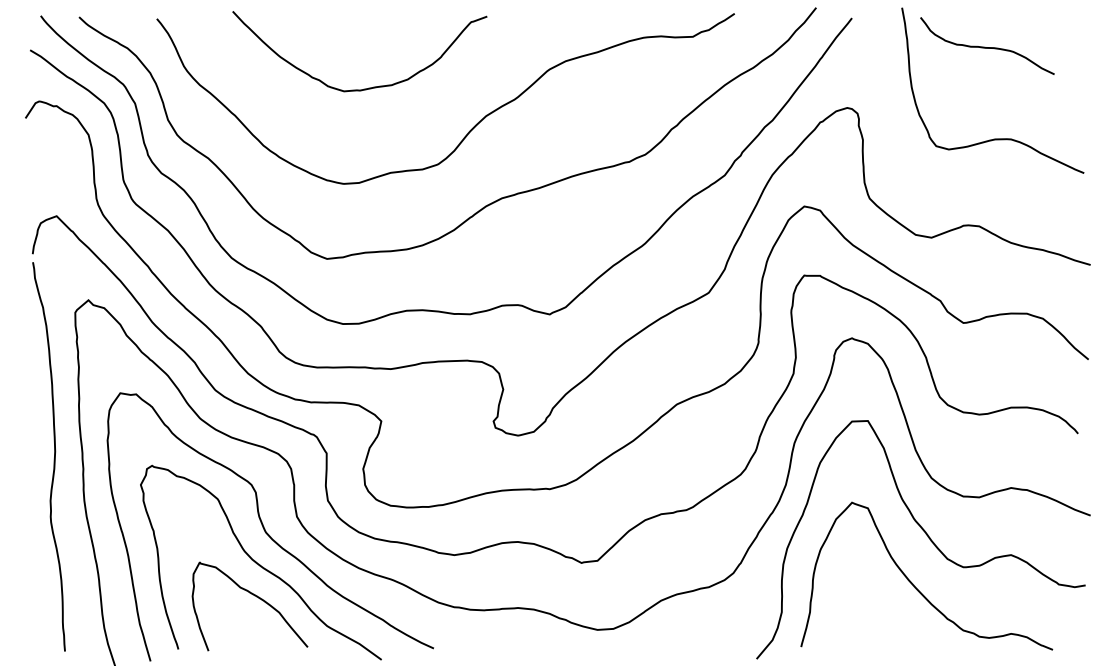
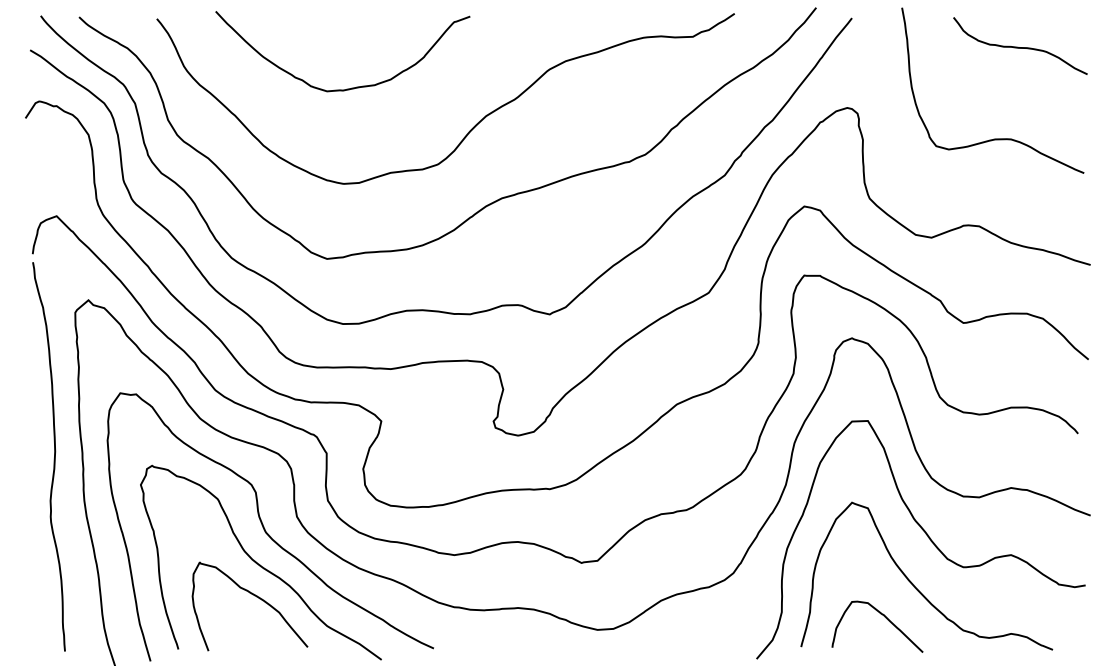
curve position: (987, 47) -> (1020, 47) (1020, 47)
curve position: (368, 87) -> (351, 87) (351, 87)
curve: none -> present (885, 618)
